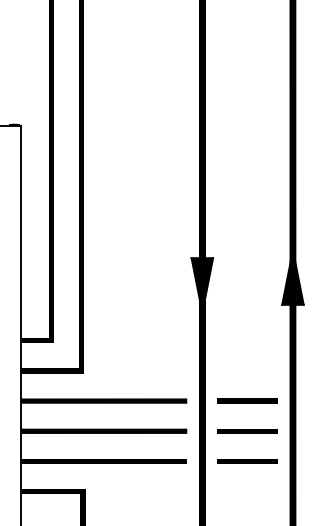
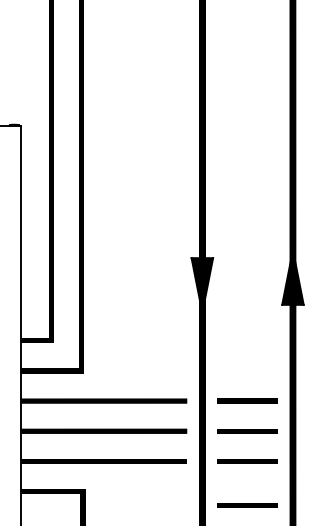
line: none -> present (247, 505)
